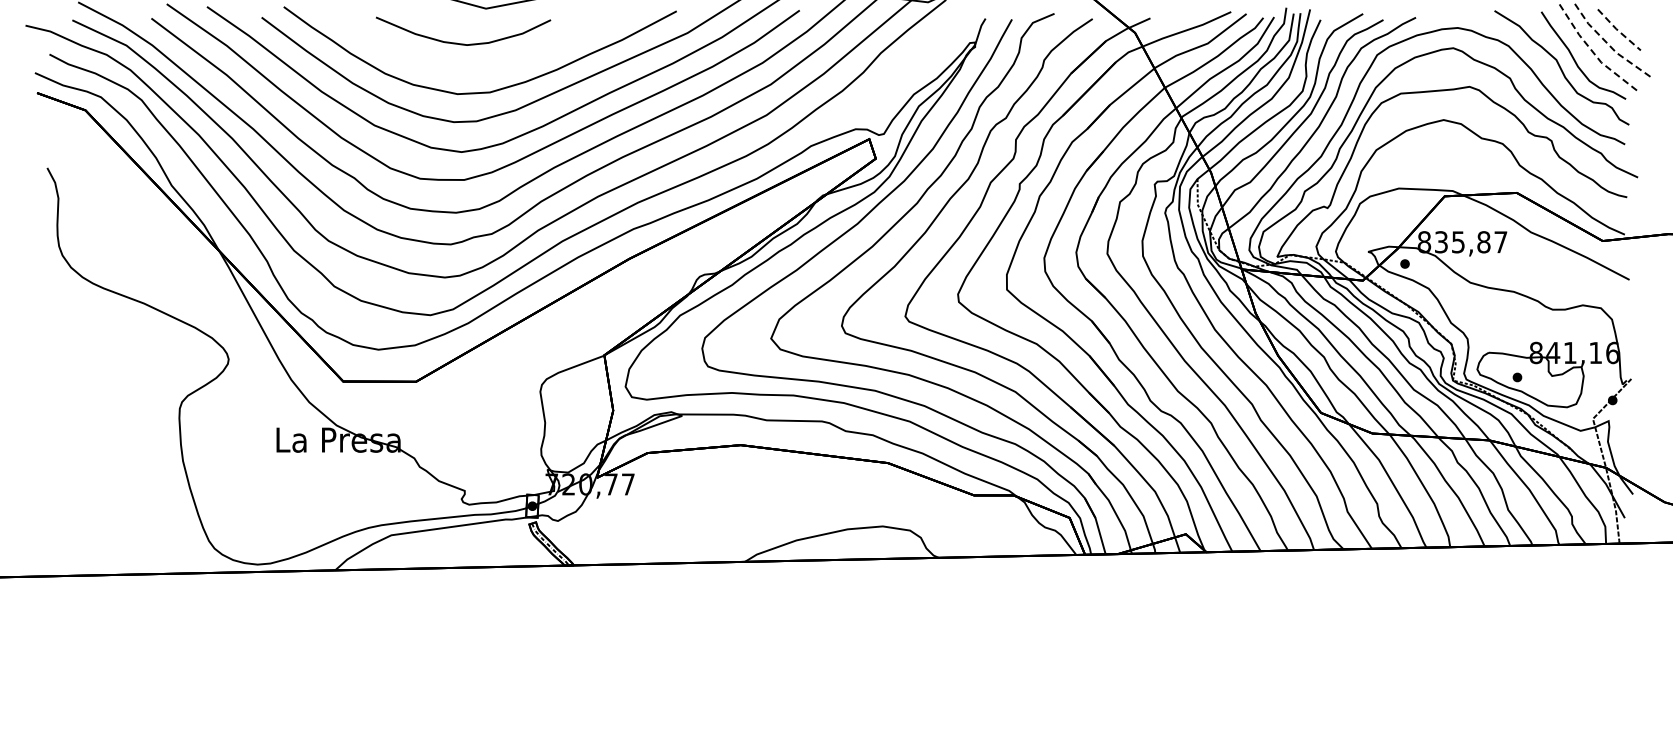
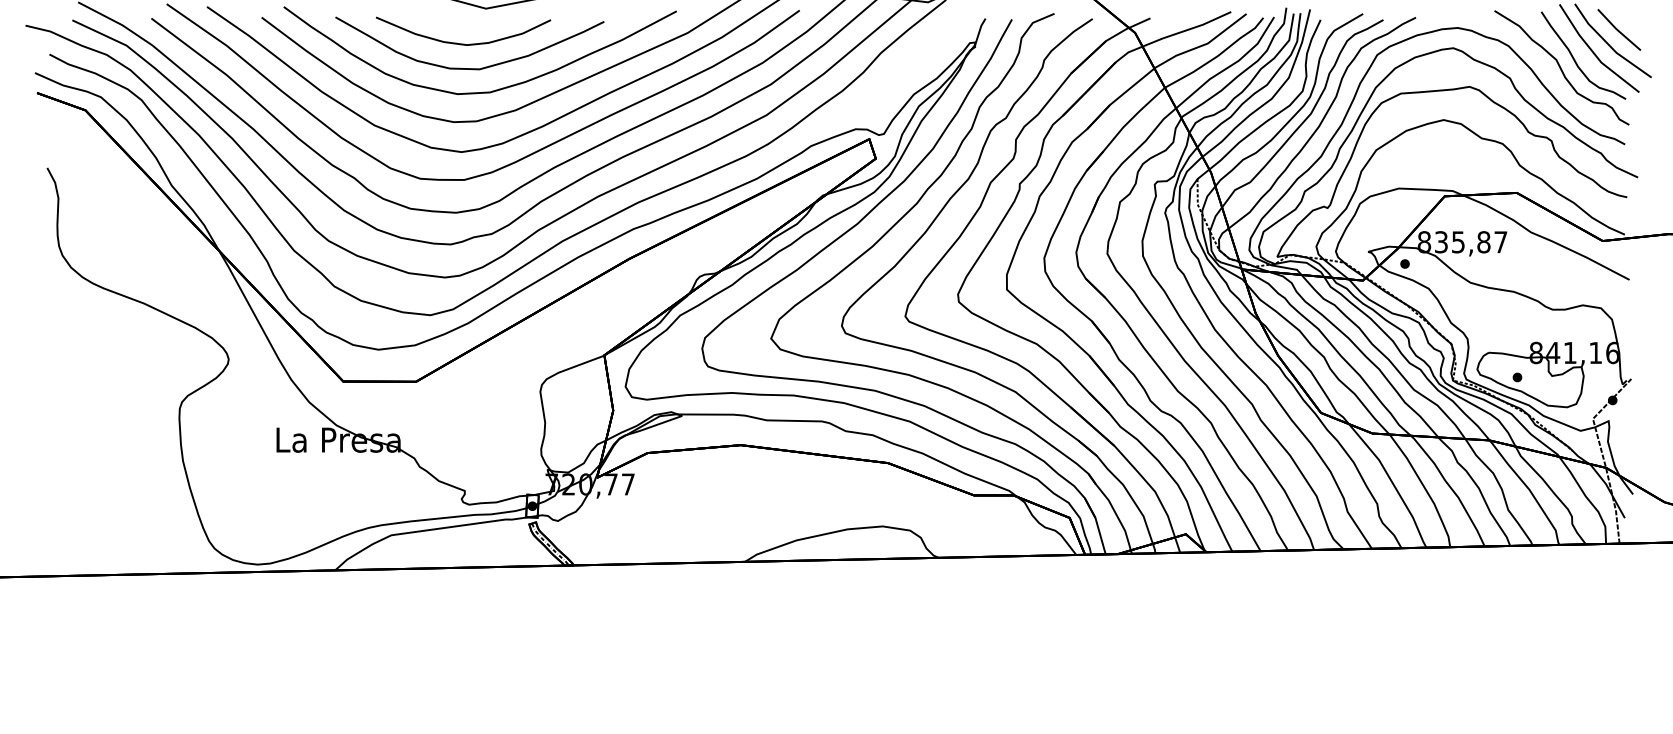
line: dashed -> solid (1618, 31)
line: dashed -> solid (1609, 45)
line: dashed -> solid (1594, 53)
curve: none -> present (469, 68)
